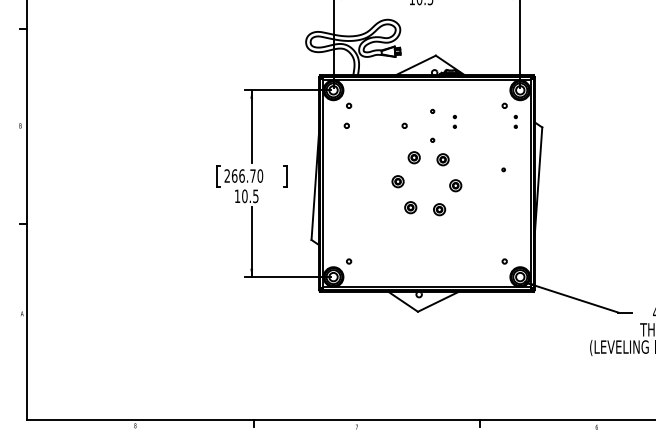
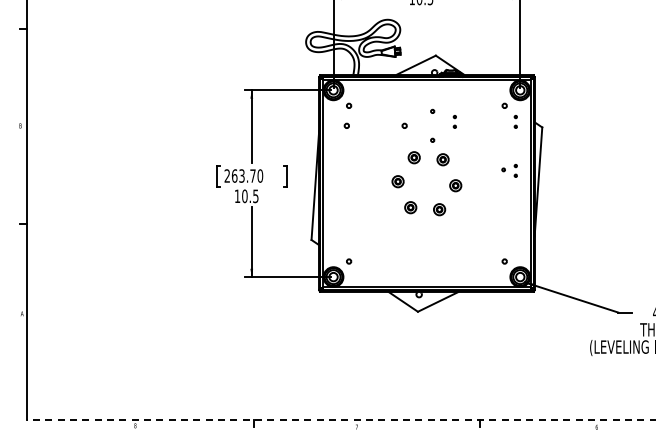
part: none -> present (515, 170)
text: 266.70 -> 263.70 (241, 175)
line: solid -> dashed (340, 419)
